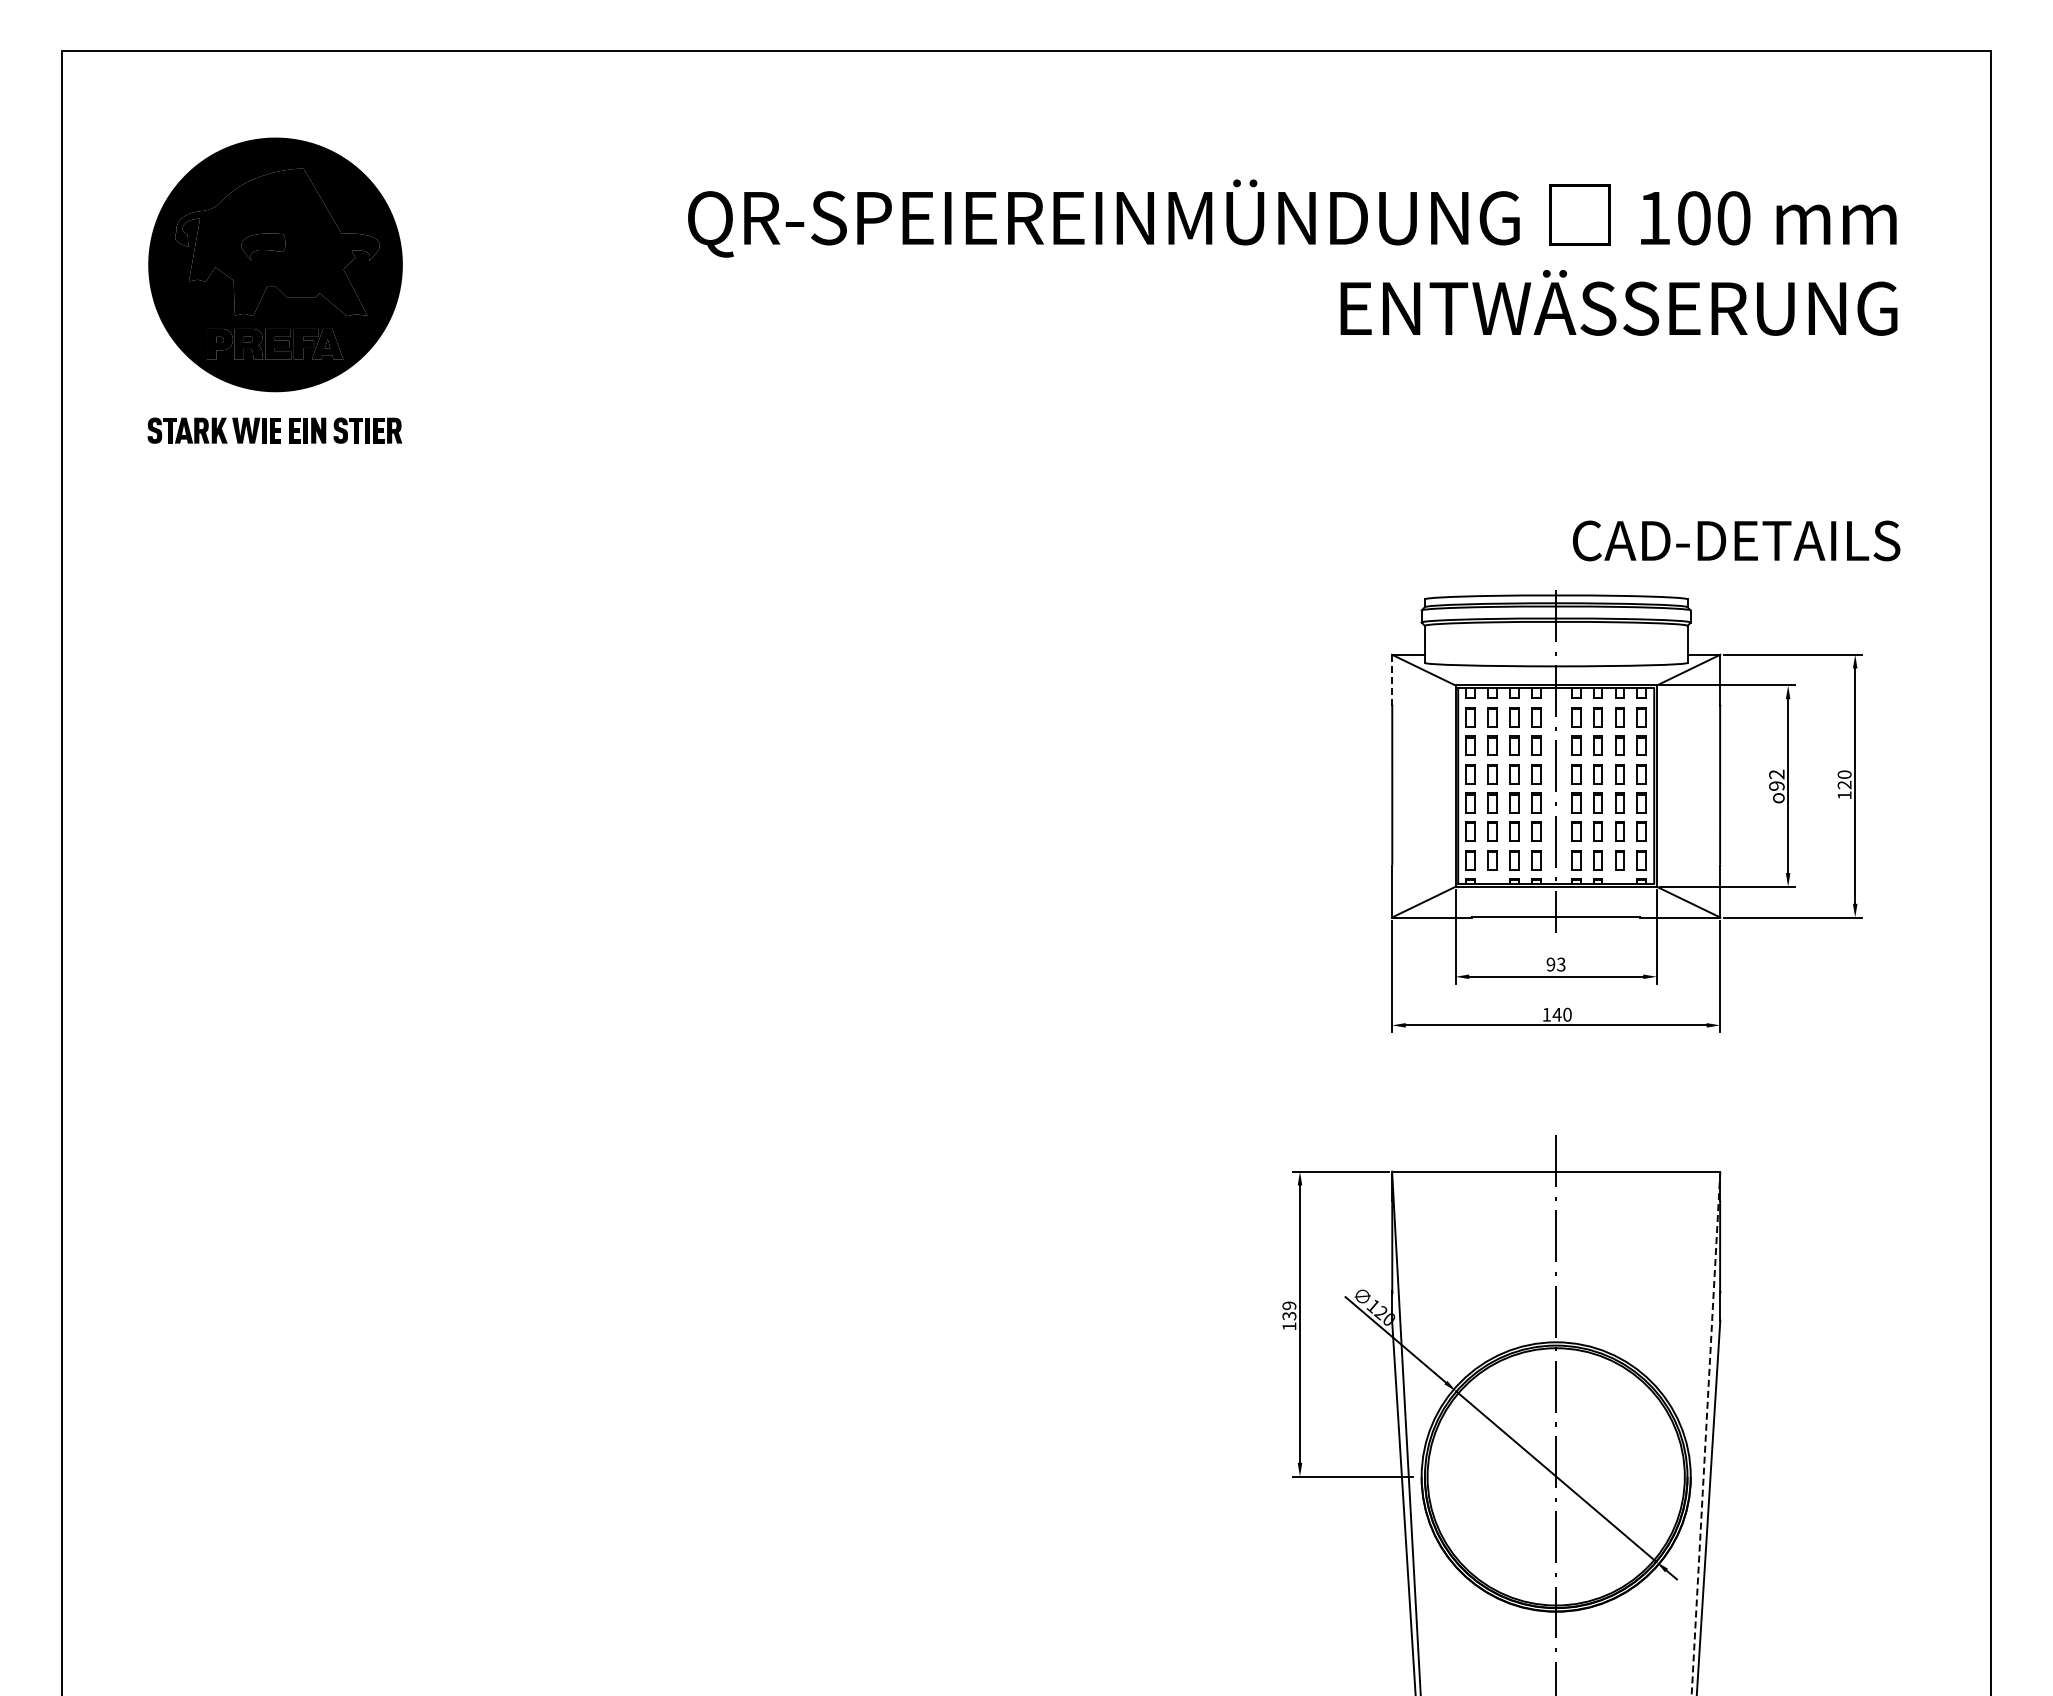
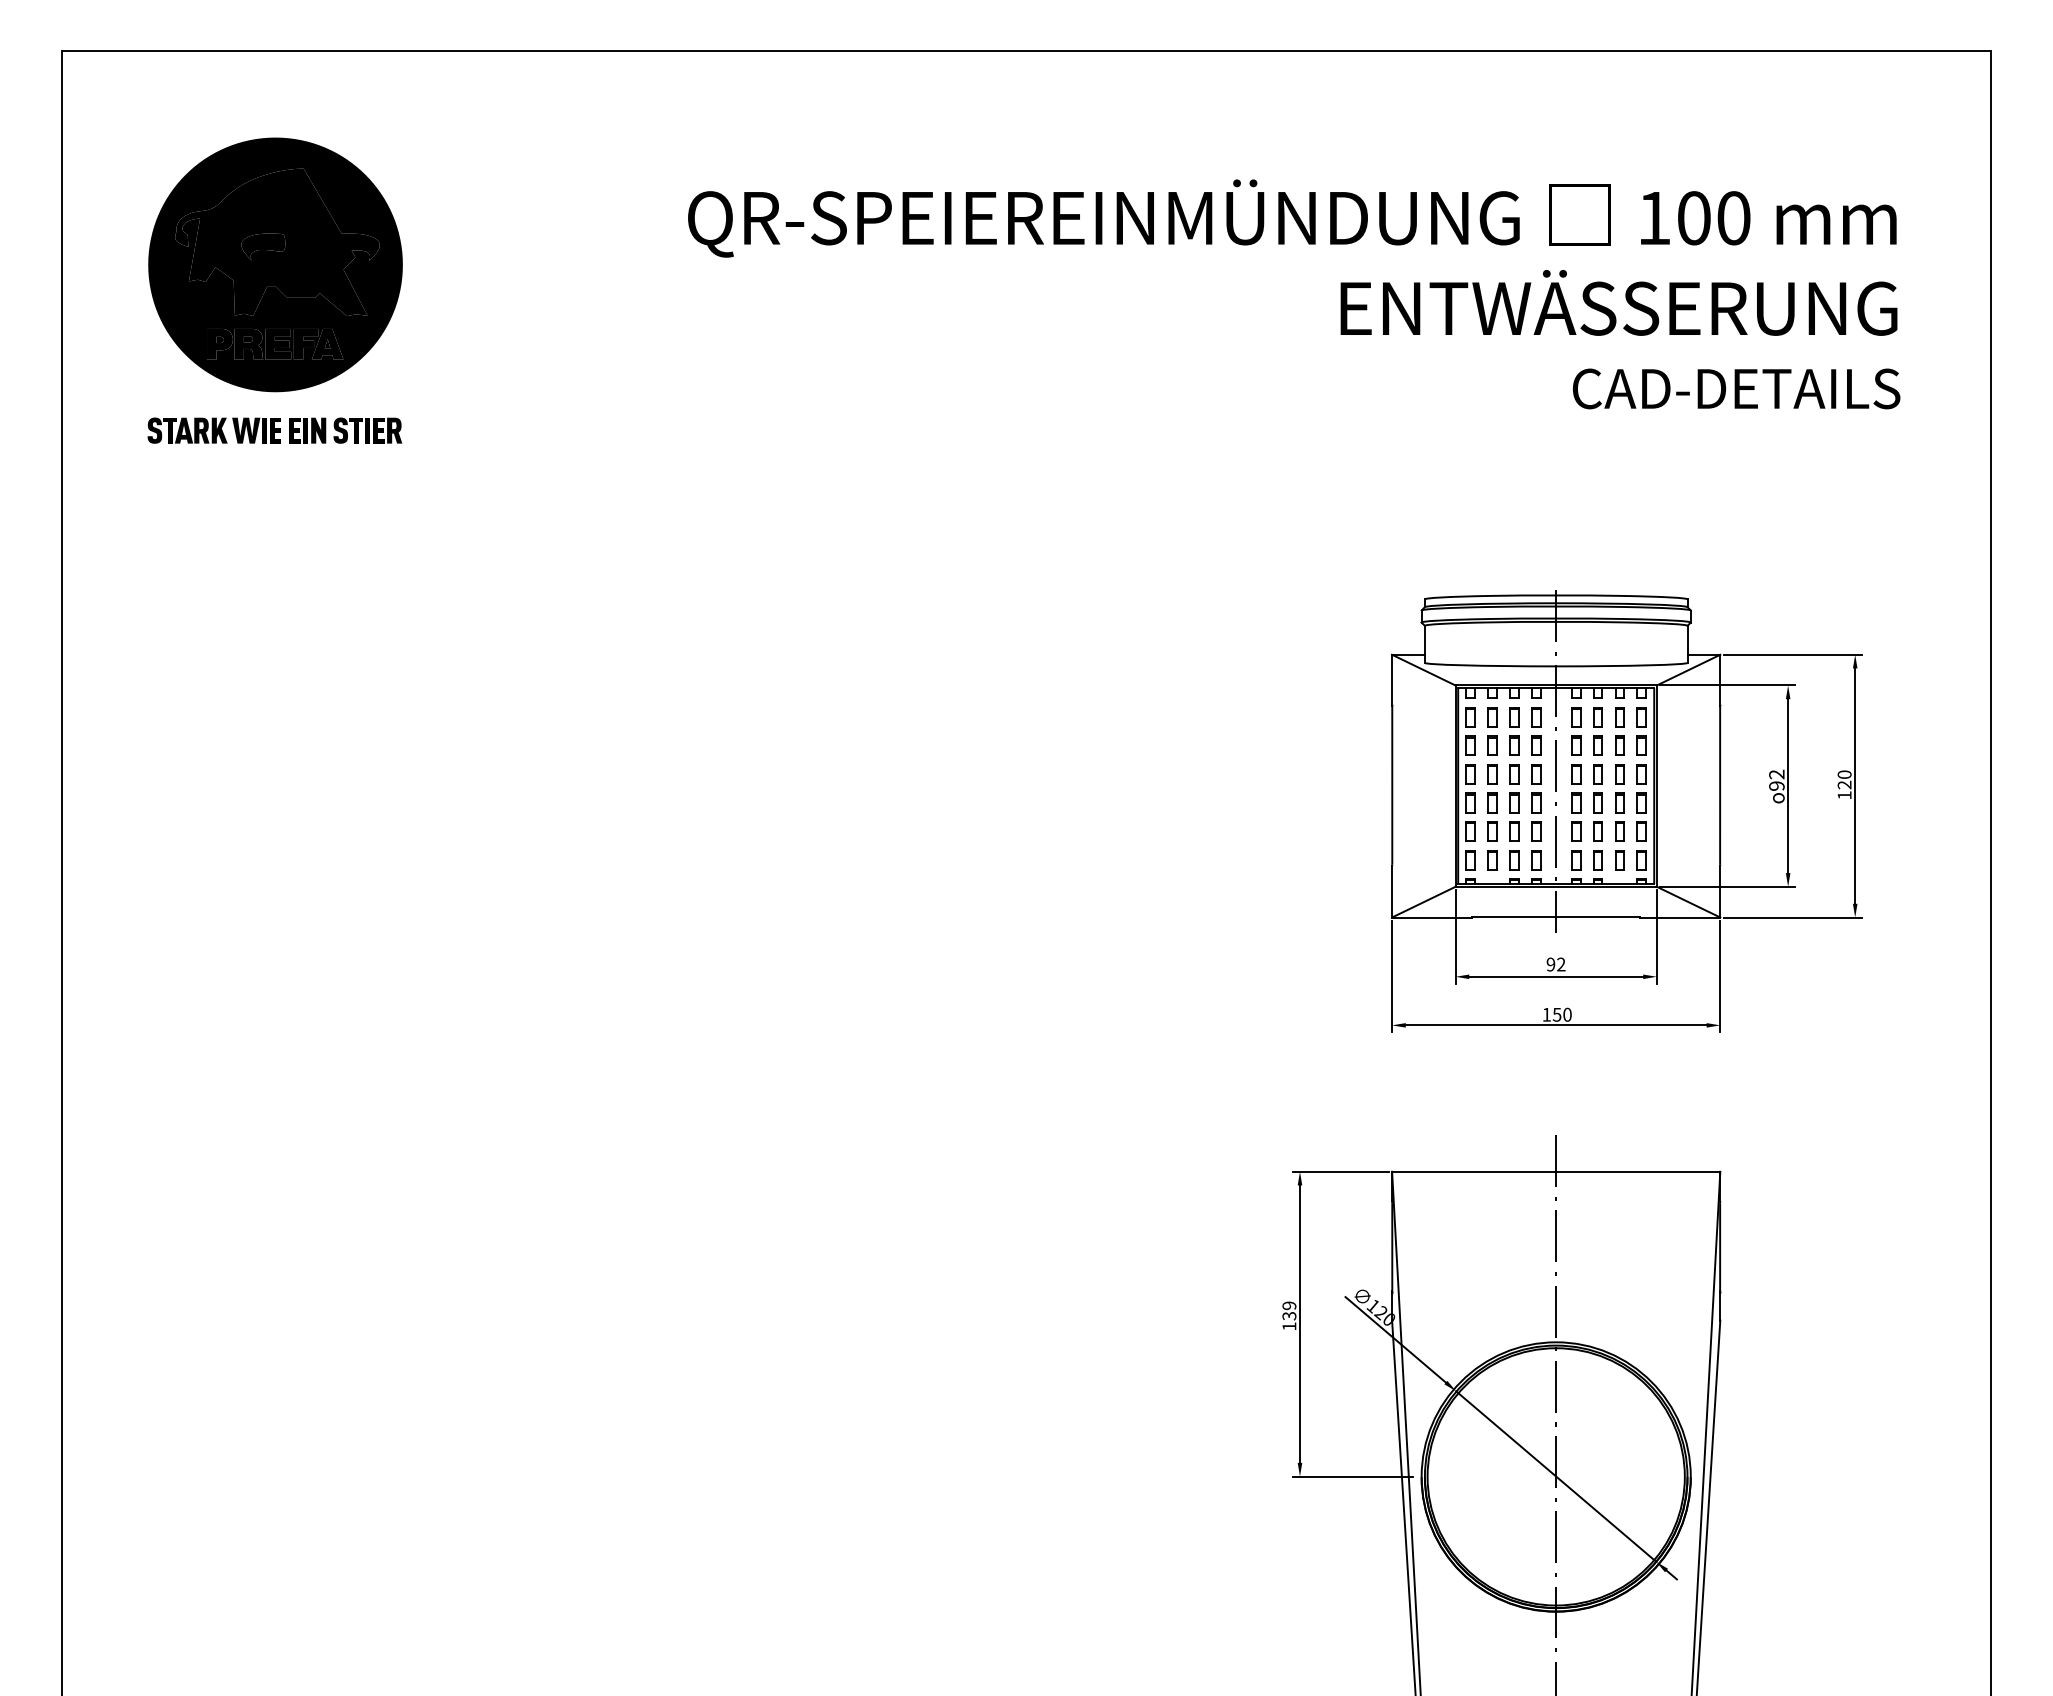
text position: (1736, 540) -> (1736, 388) (1736, 388)
line: dashed -> solid (1392, 680)
text: 93 -> 92 (1561, 964)
text: 140 -> 150 (1556, 1014)
line: dashed -> solid (1706, 1433)
